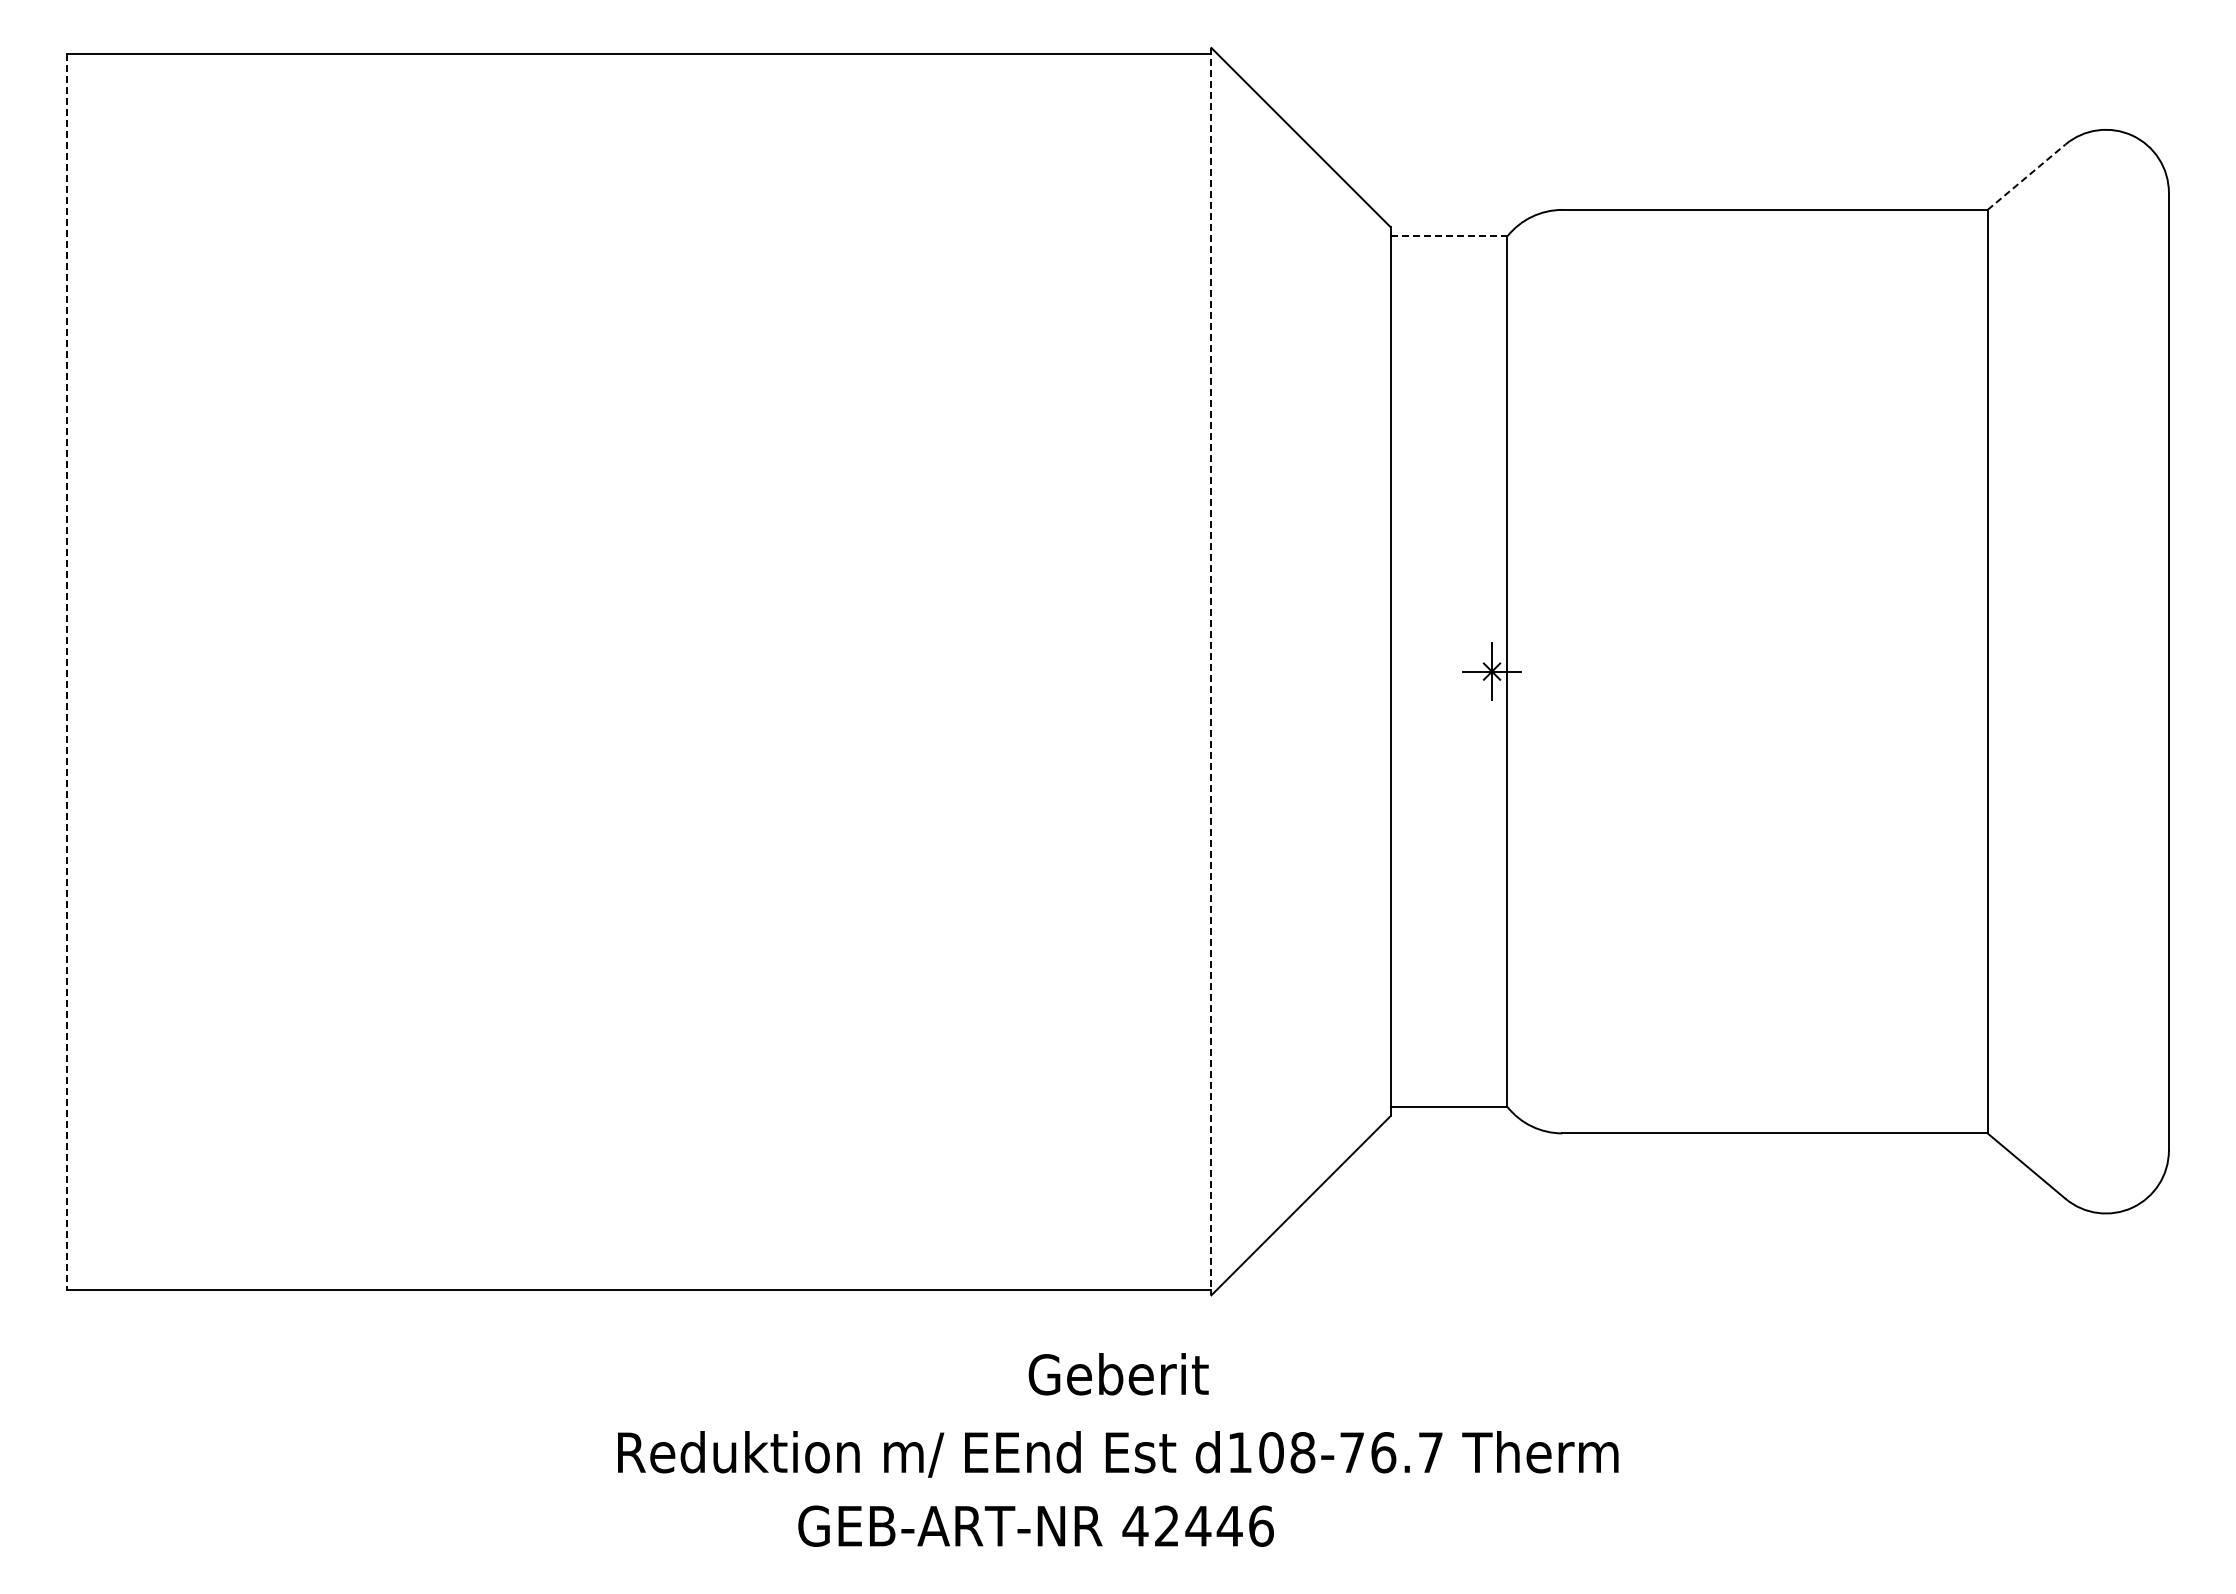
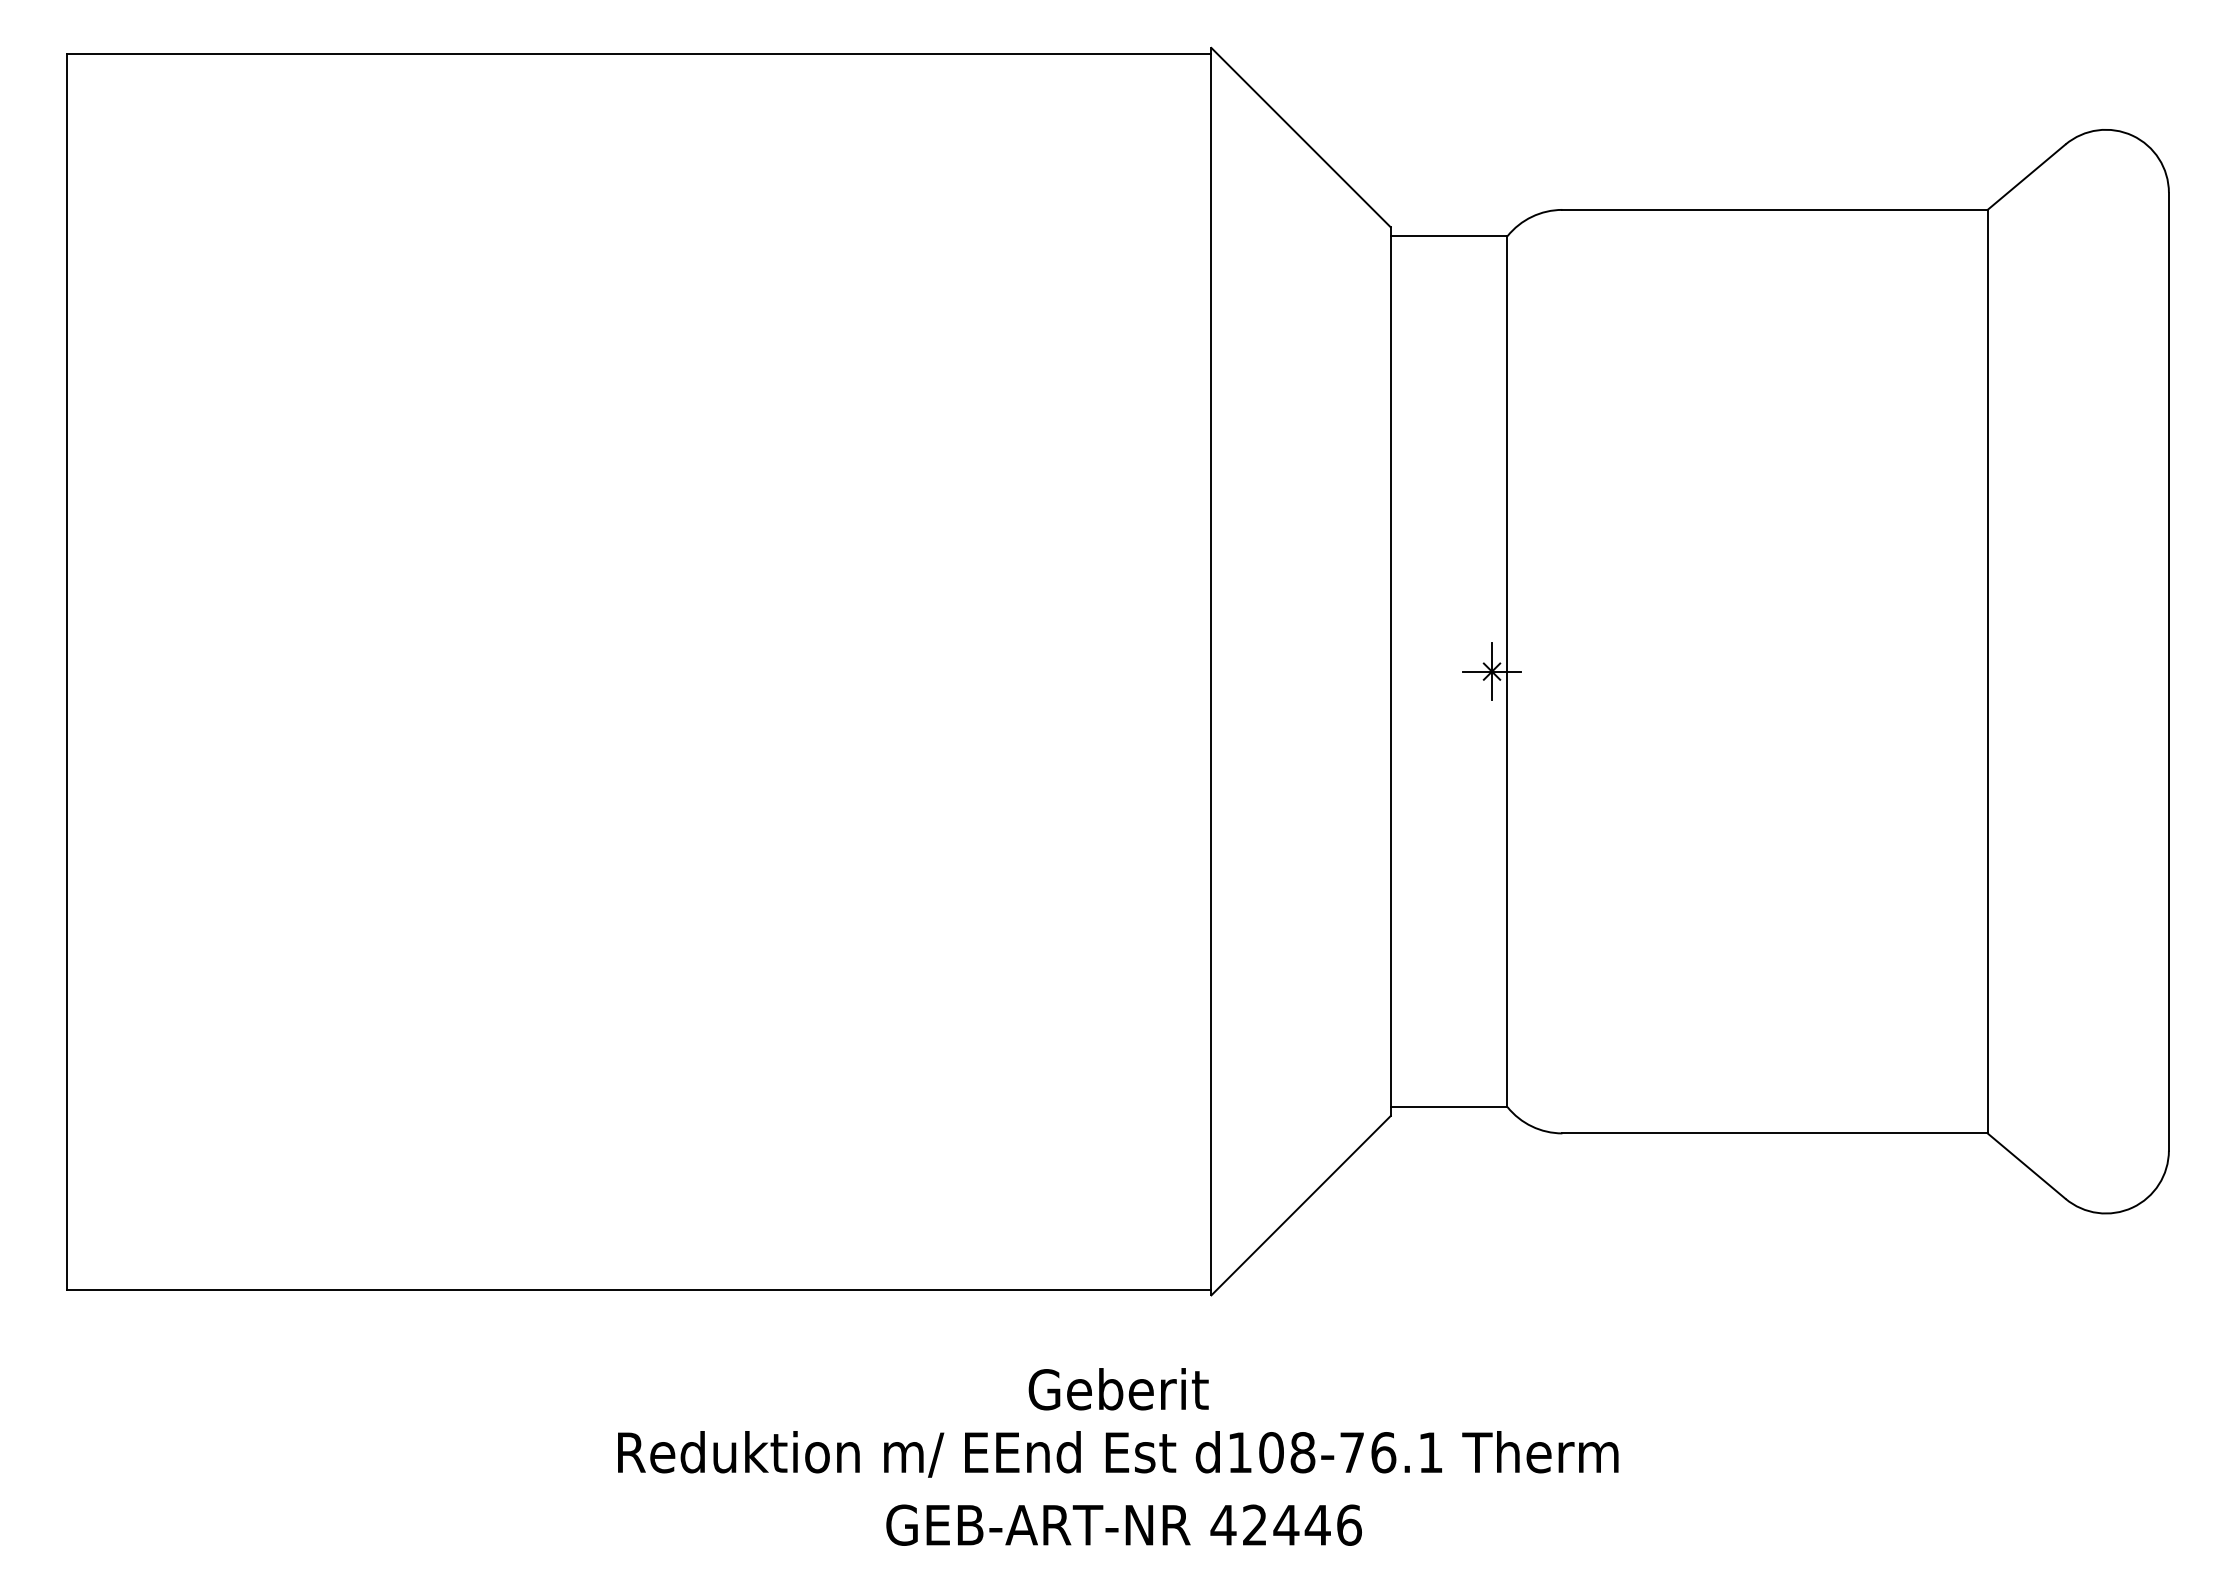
line: dashed -> solid (2026, 177)
line: dashed -> solid (1449, 236)
line: dashed -> solid (67, 671)
line: dashed -> solid (1211, 671)
text position: (1118, 1374) -> (1118, 1389) (1118, 1389)
text: d108-76.7 -> d108-76.1 (1430, 1452)
text position: (1035, 1525) -> (1123, 1524) (1123, 1524)
